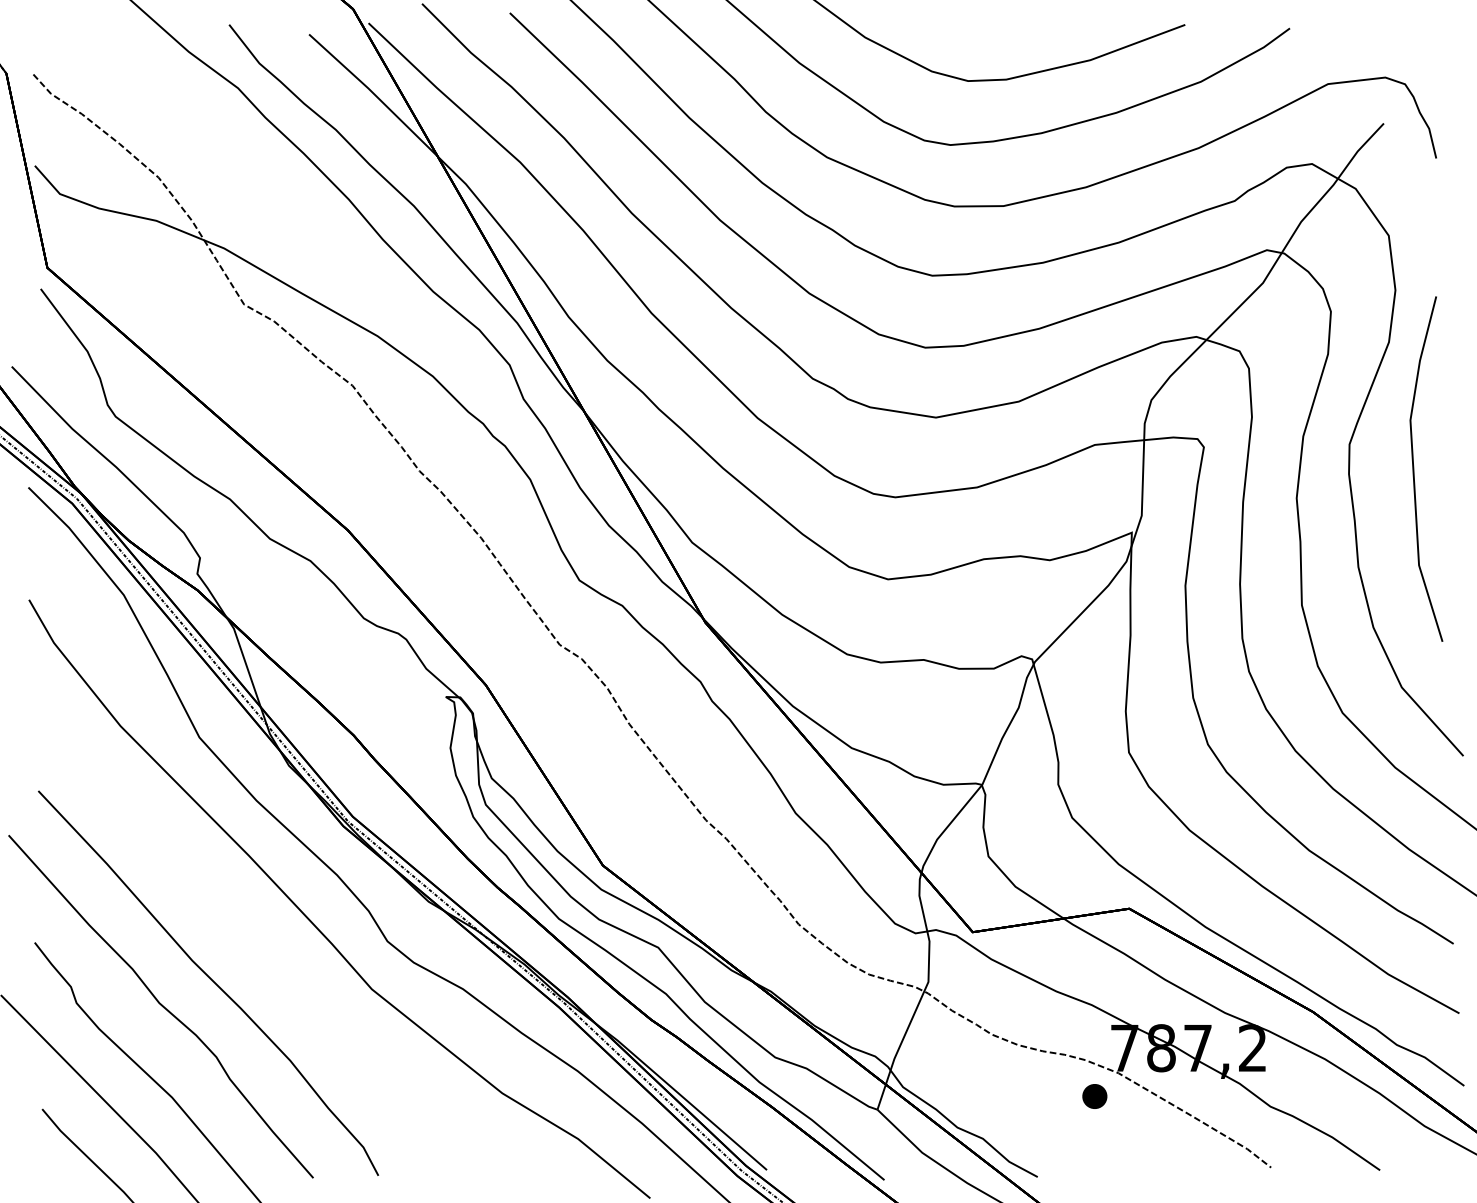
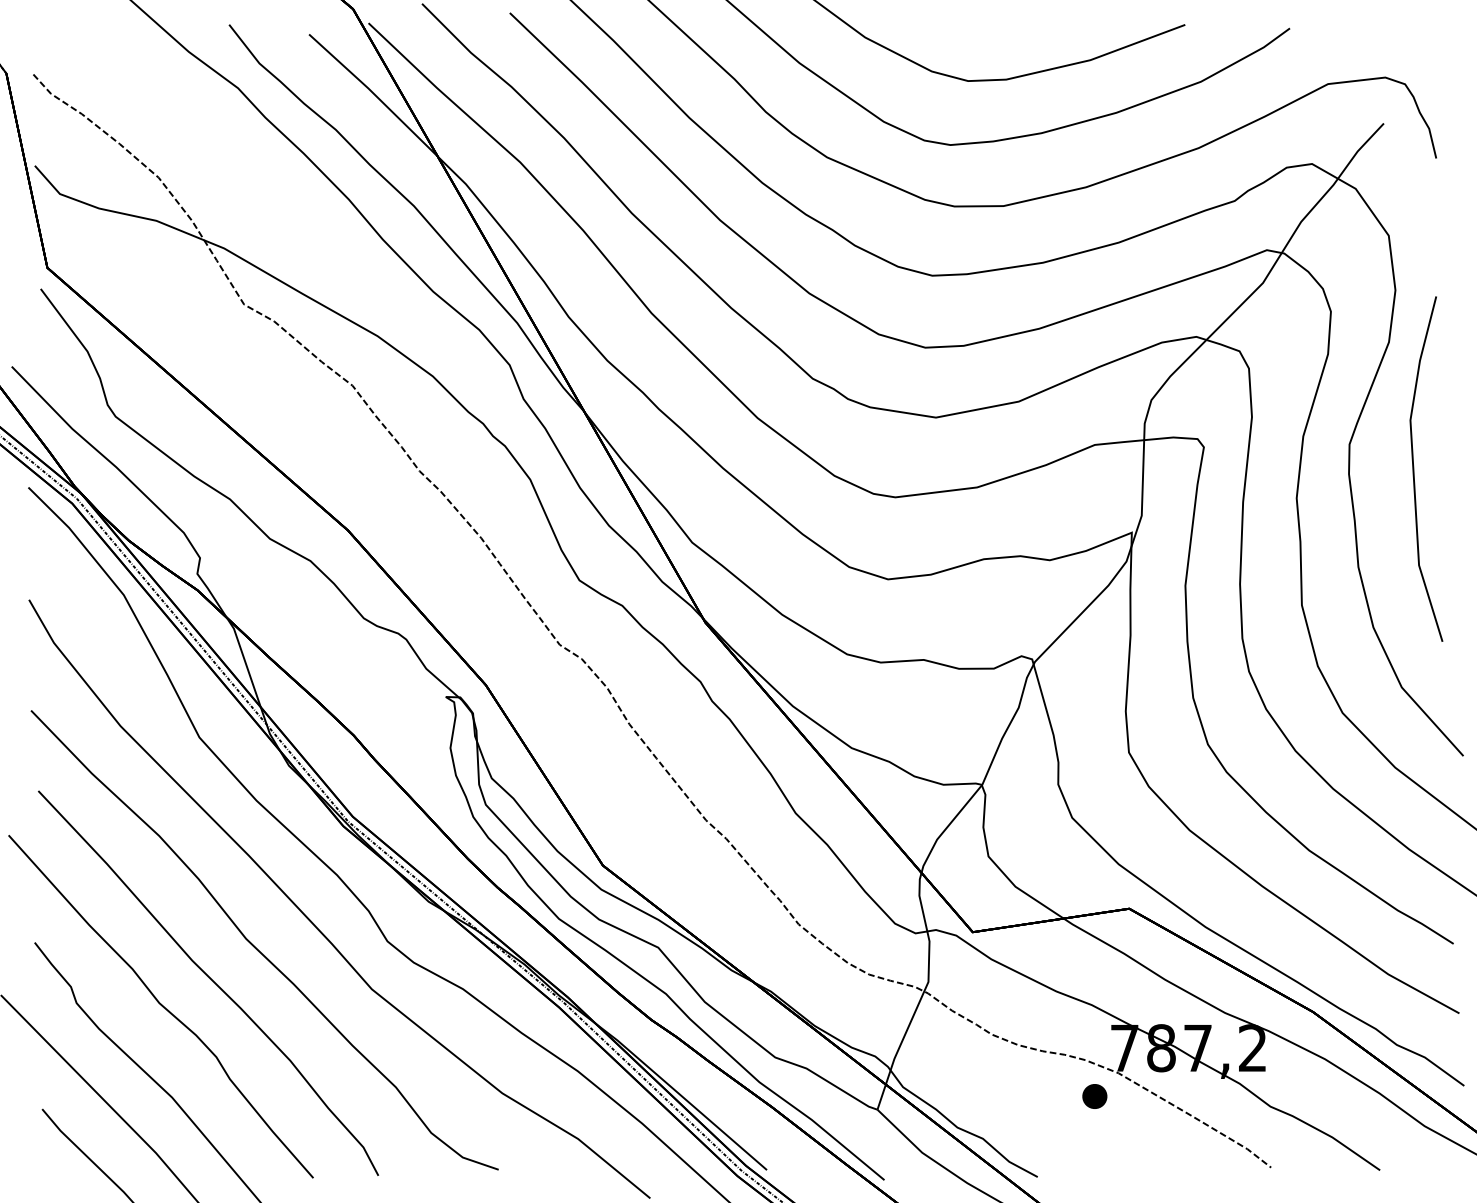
curve: none -> present (256, 947)
